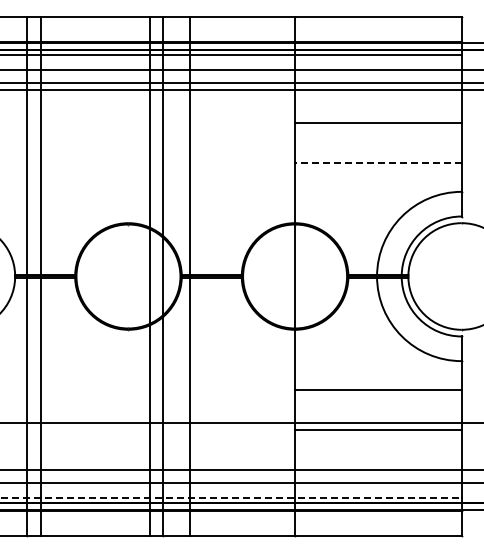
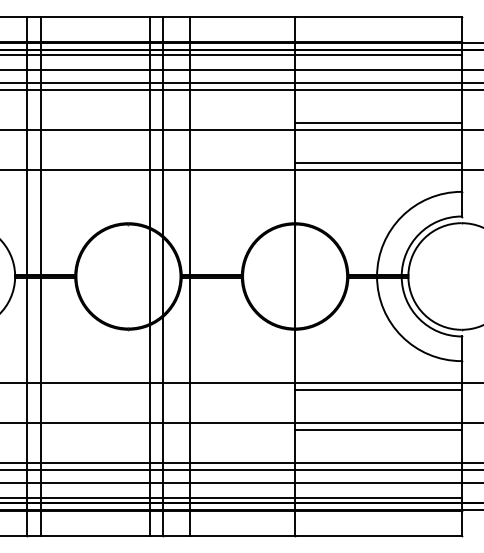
line: none -> present (241, 129)
line: dashed -> solid (377, 163)
line: none -> present (241, 169)
line: none -> present (241, 383)
line: none -> present (241, 463)
line: dashed -> solid (231, 498)
